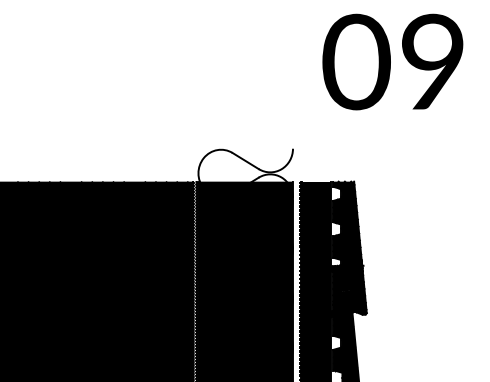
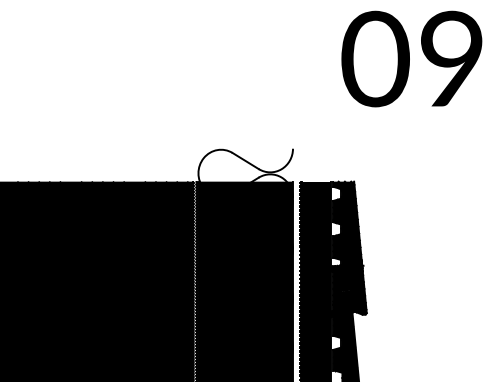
text position: (392, 61) -> (411, 58) (411, 58)
